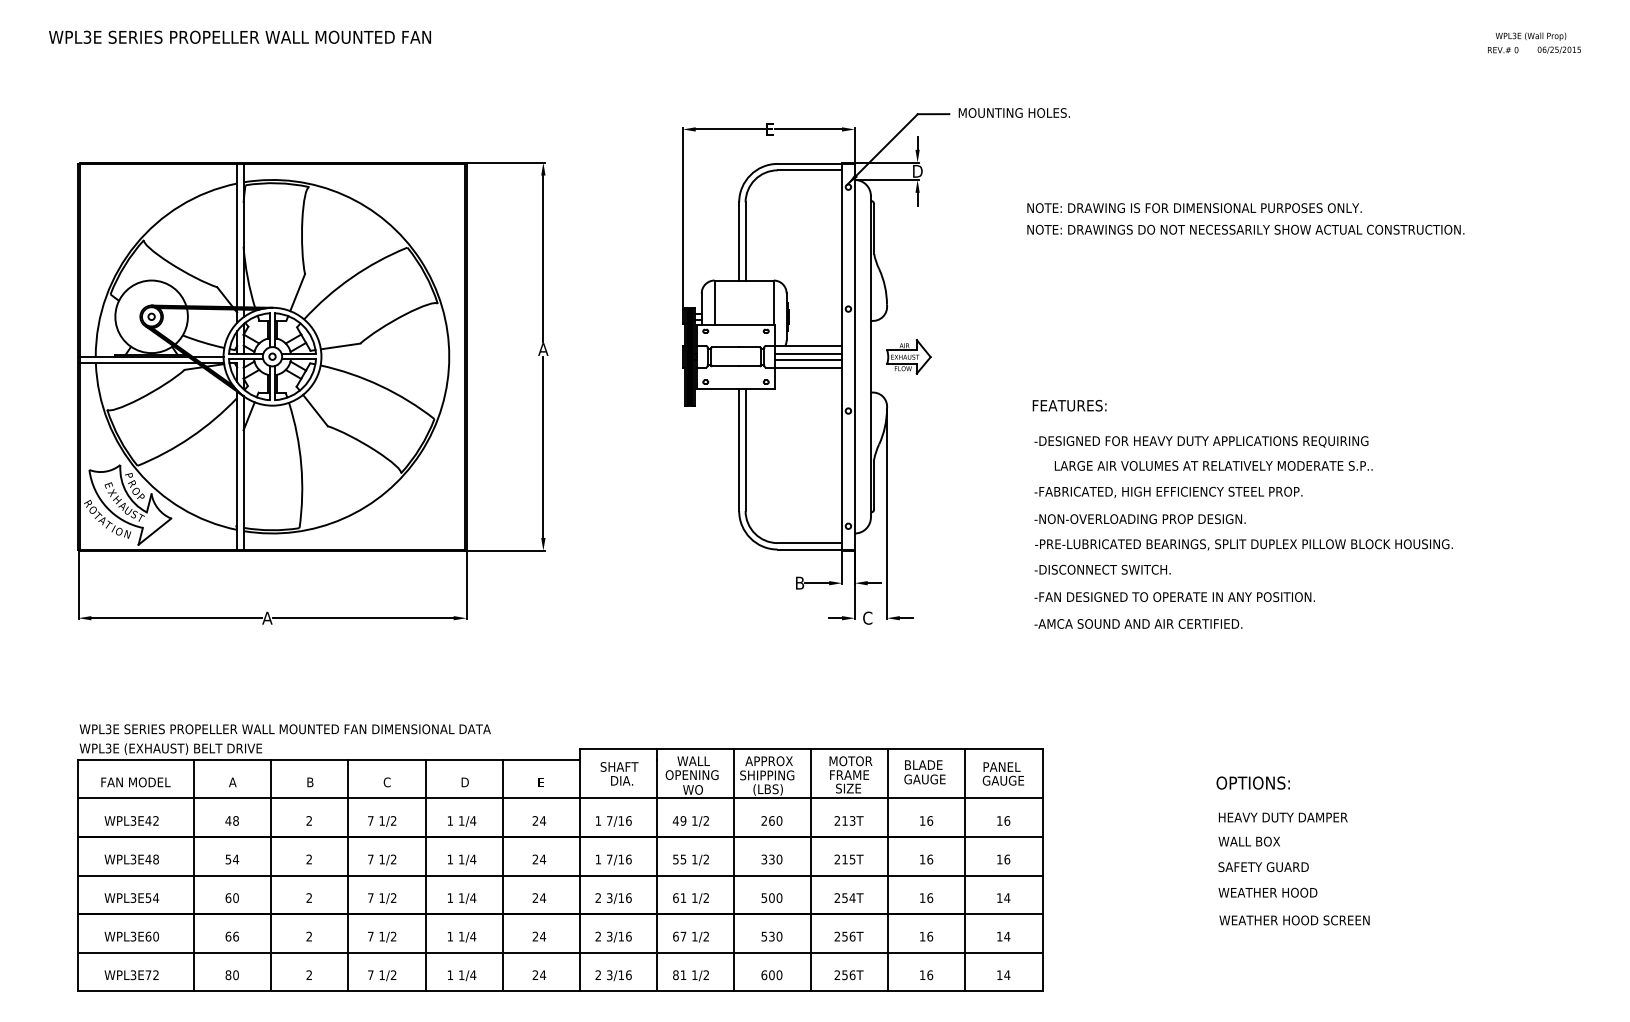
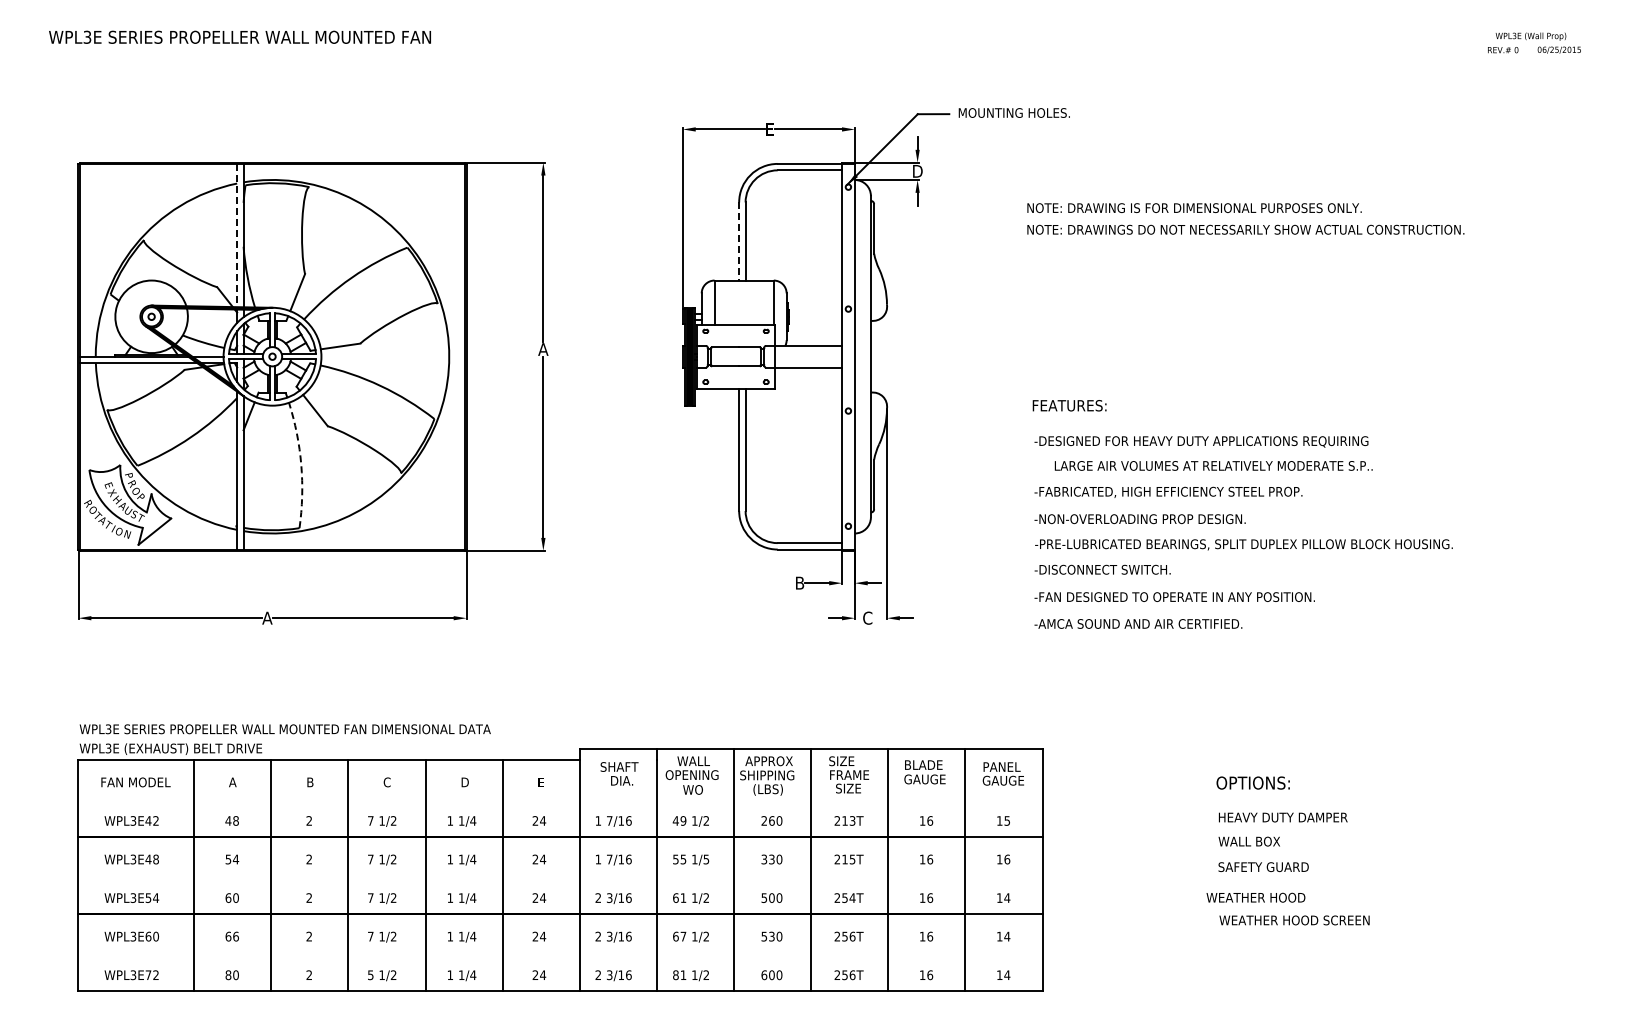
line: solid -> dashed (237, 235)
line: solid -> dashed (739, 242)
line: present -> none (808, 353)
part: present -> none (908, 356)
line: present -> none (808, 359)
arc: solid -> dashed (301, 464)
text: MOTOR -> SIZE (850, 761)
line: present -> none (560, 798)
text: 16 -> 15 (1007, 820)
text: 1/2 -> 1/5 (706, 859)
line: present -> none (560, 875)
text position: (1267, 892) -> (1255, 897) (1255, 897)
line: present -> none (560, 952)
text: 7 -> 5 (370, 975)
